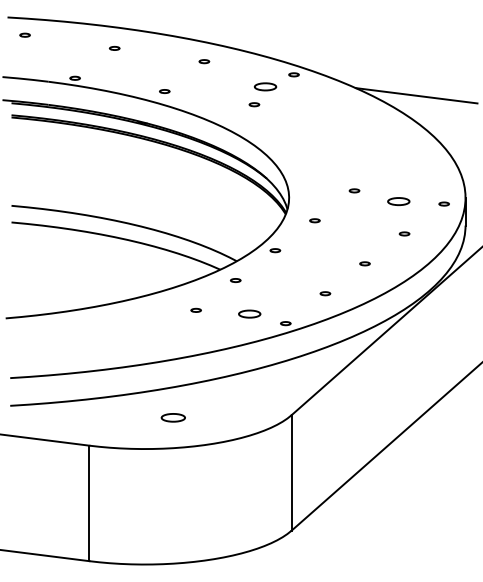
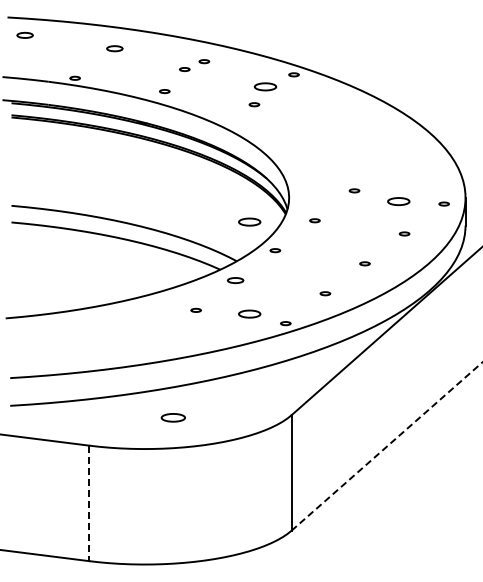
part size: 12x6 px -> 18x8 px (24, 34)
part size: 13x6 px -> 18x8 px (114, 48)
part: none -> present (184, 69)
line: present -> none (416, 95)
part: none -> present (249, 221)
part size: 12x5 px -> 19x8 px (235, 280)
line: solid -> dashed (387, 446)
line: solid -> dashed (89, 503)
